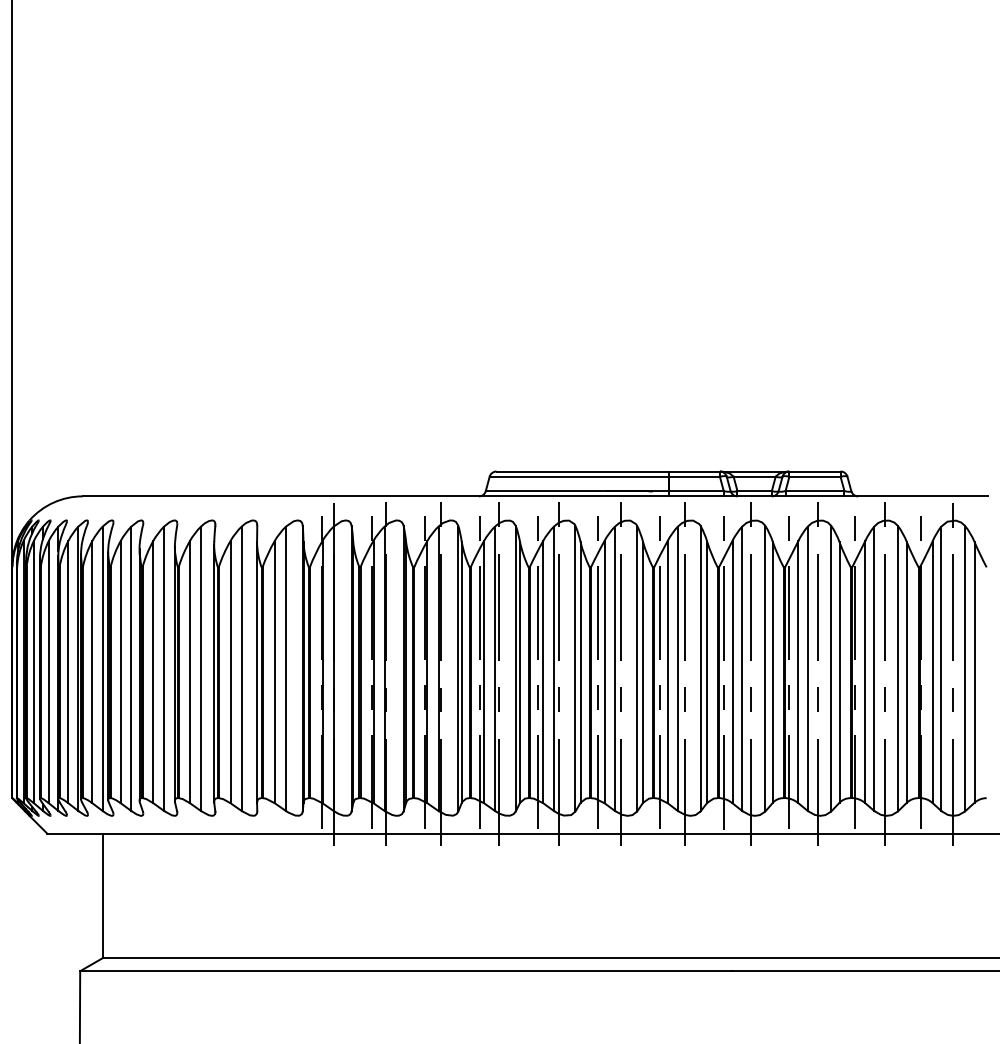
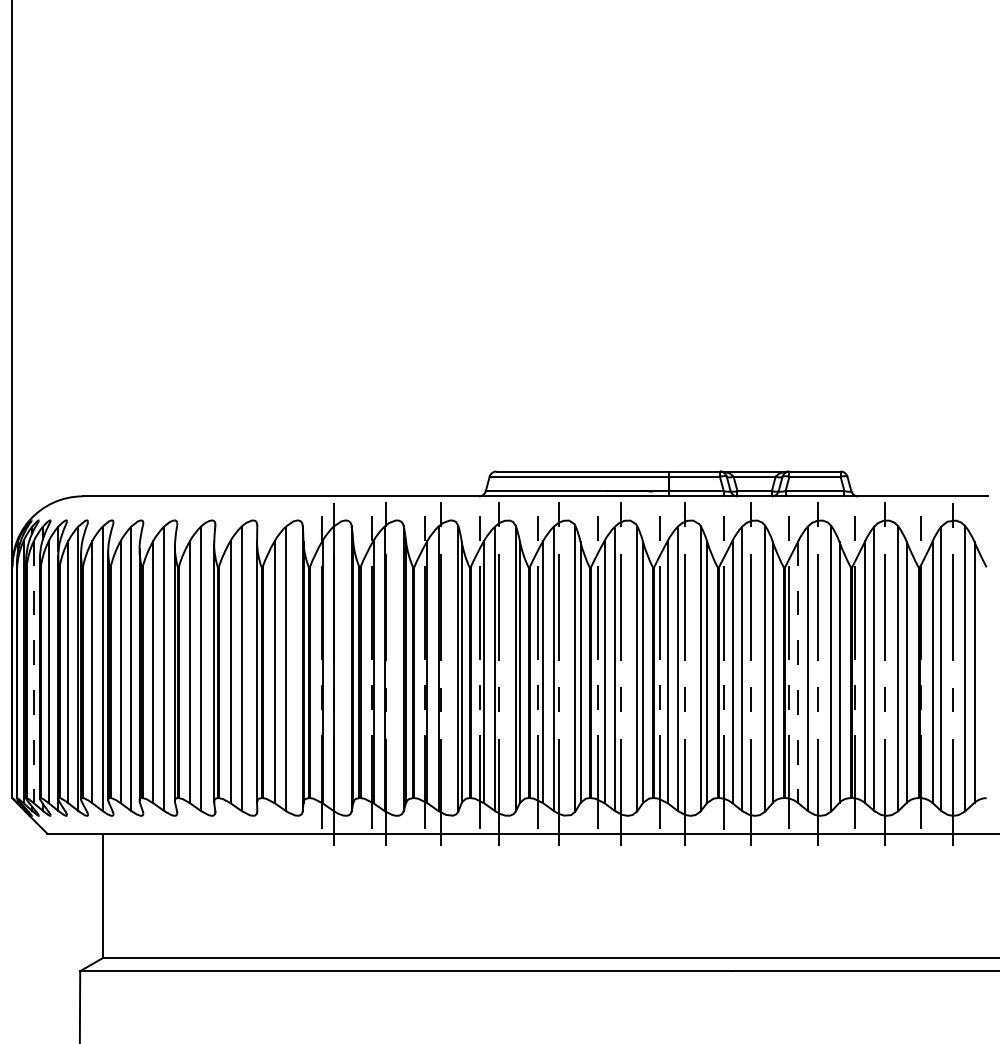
line: solid -> dashed (33, 672)
line: solid -> dashed (798, 672)
